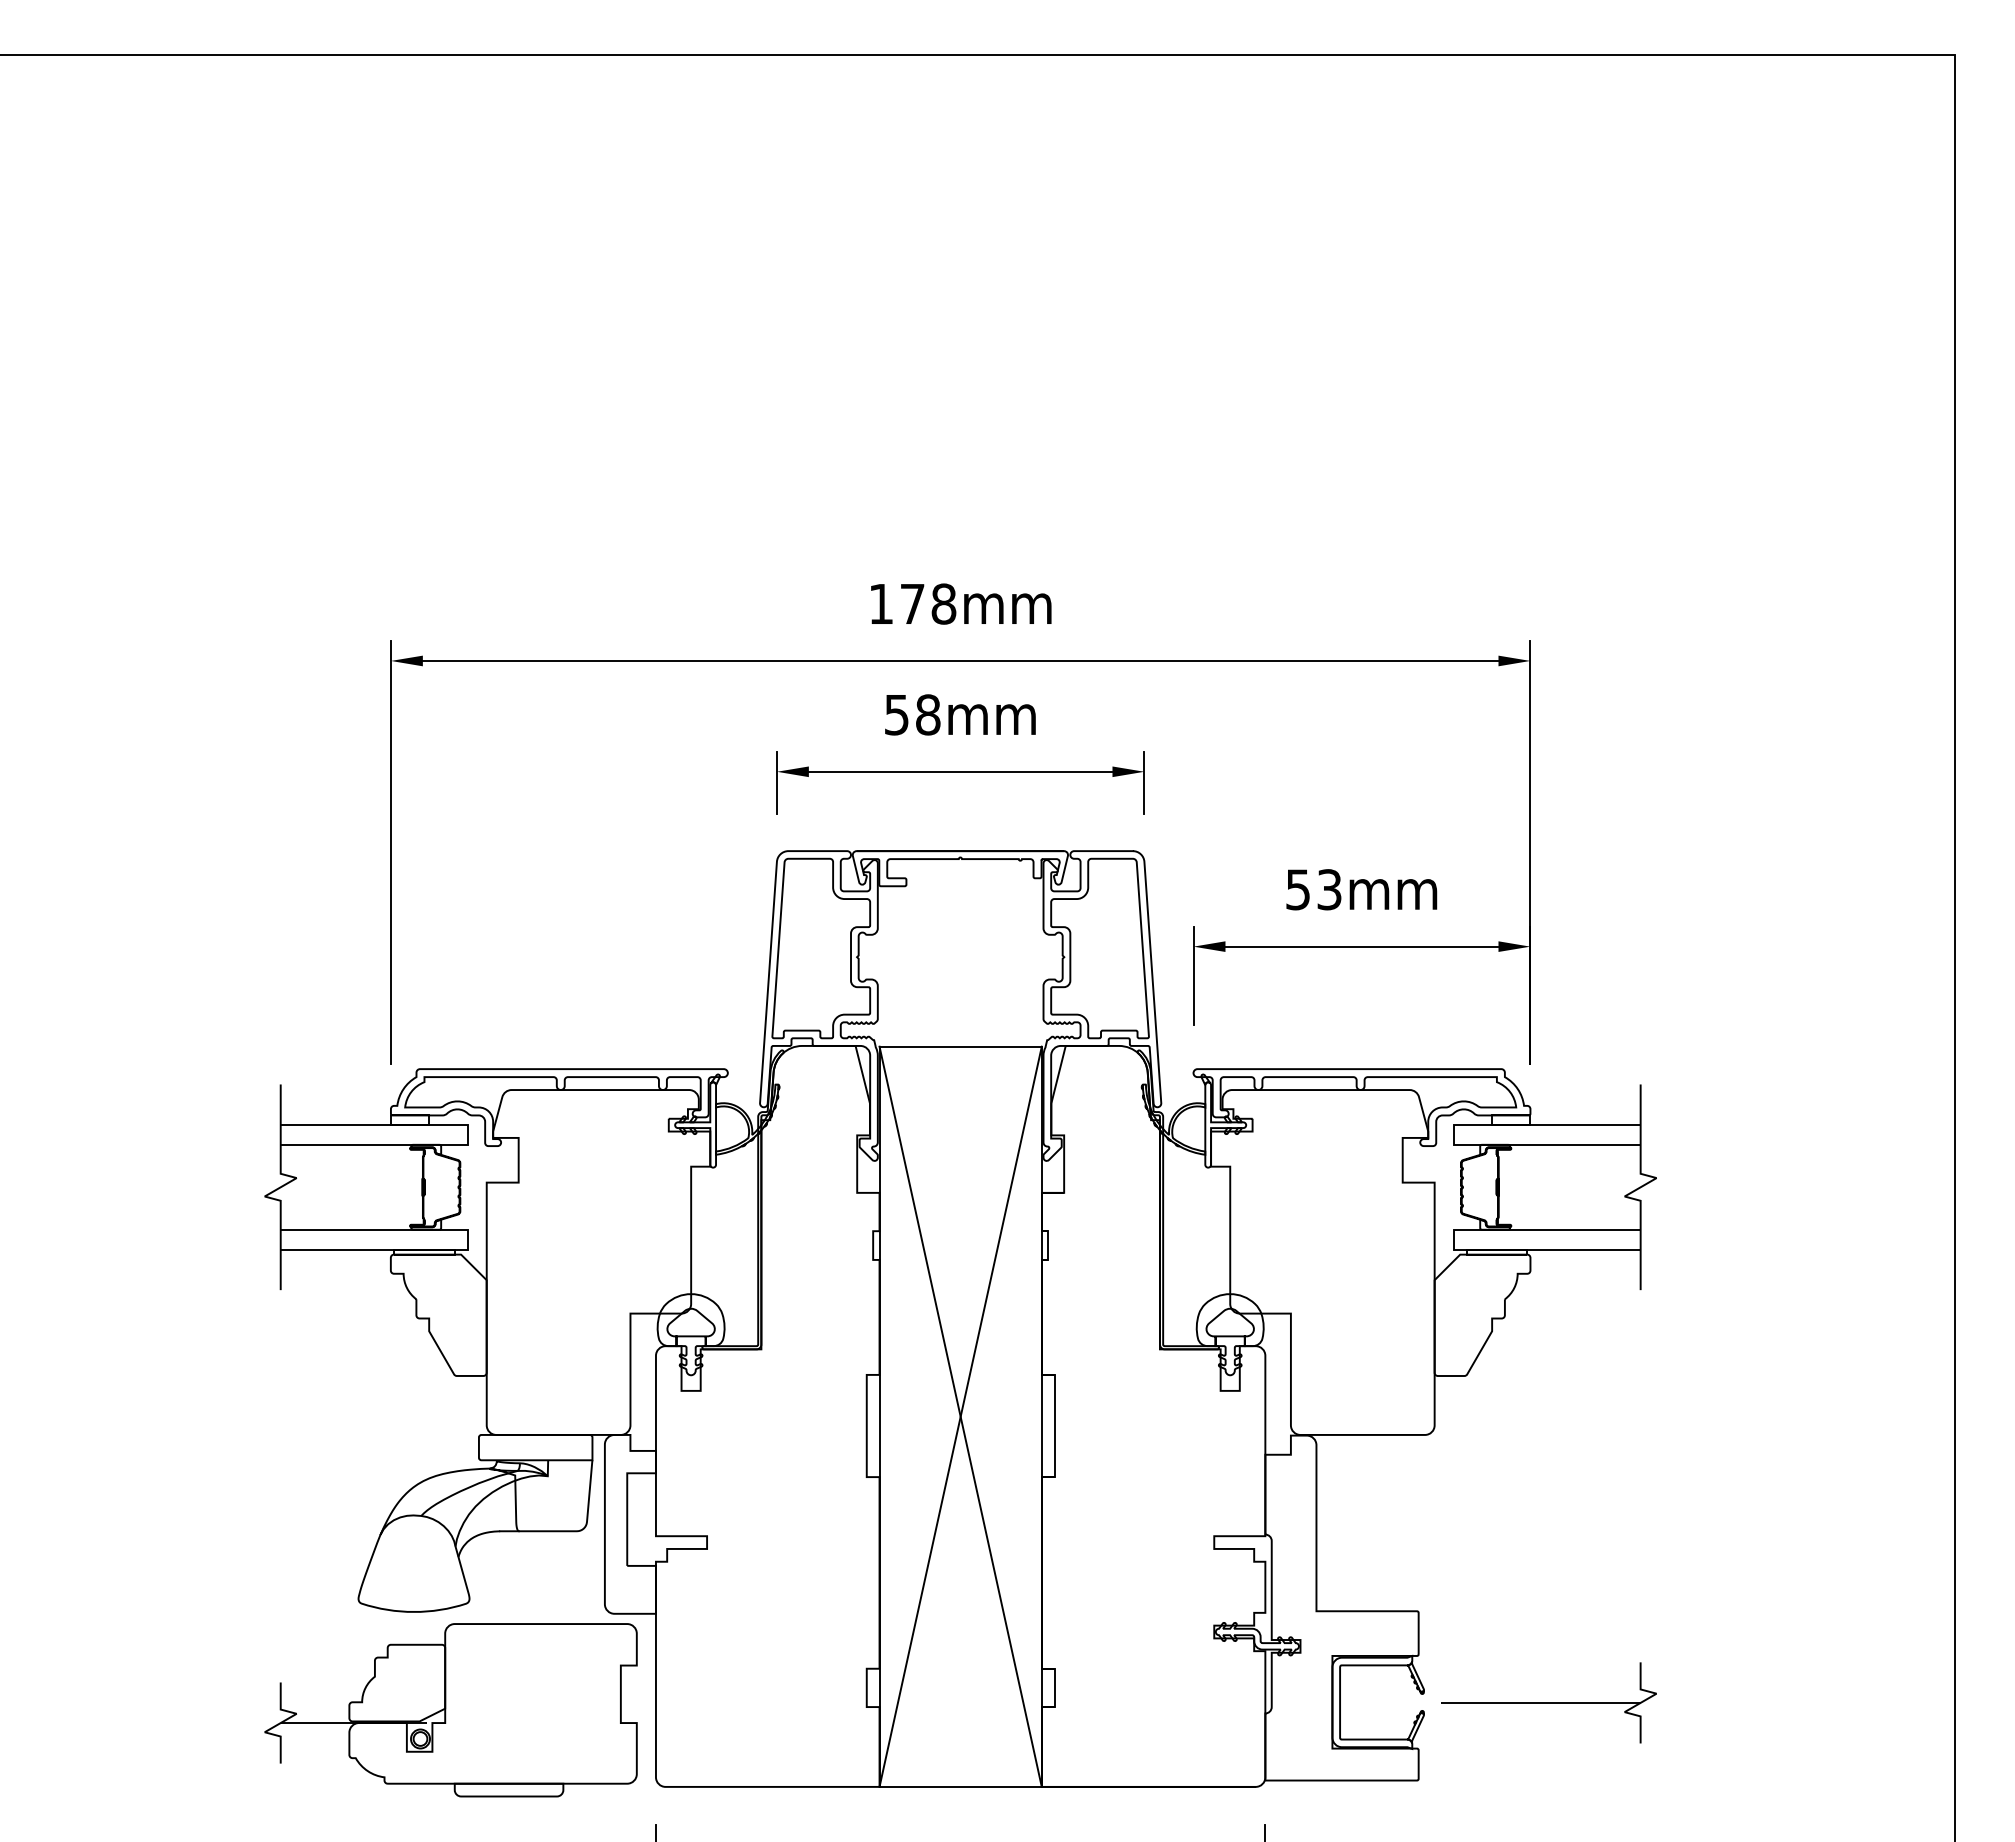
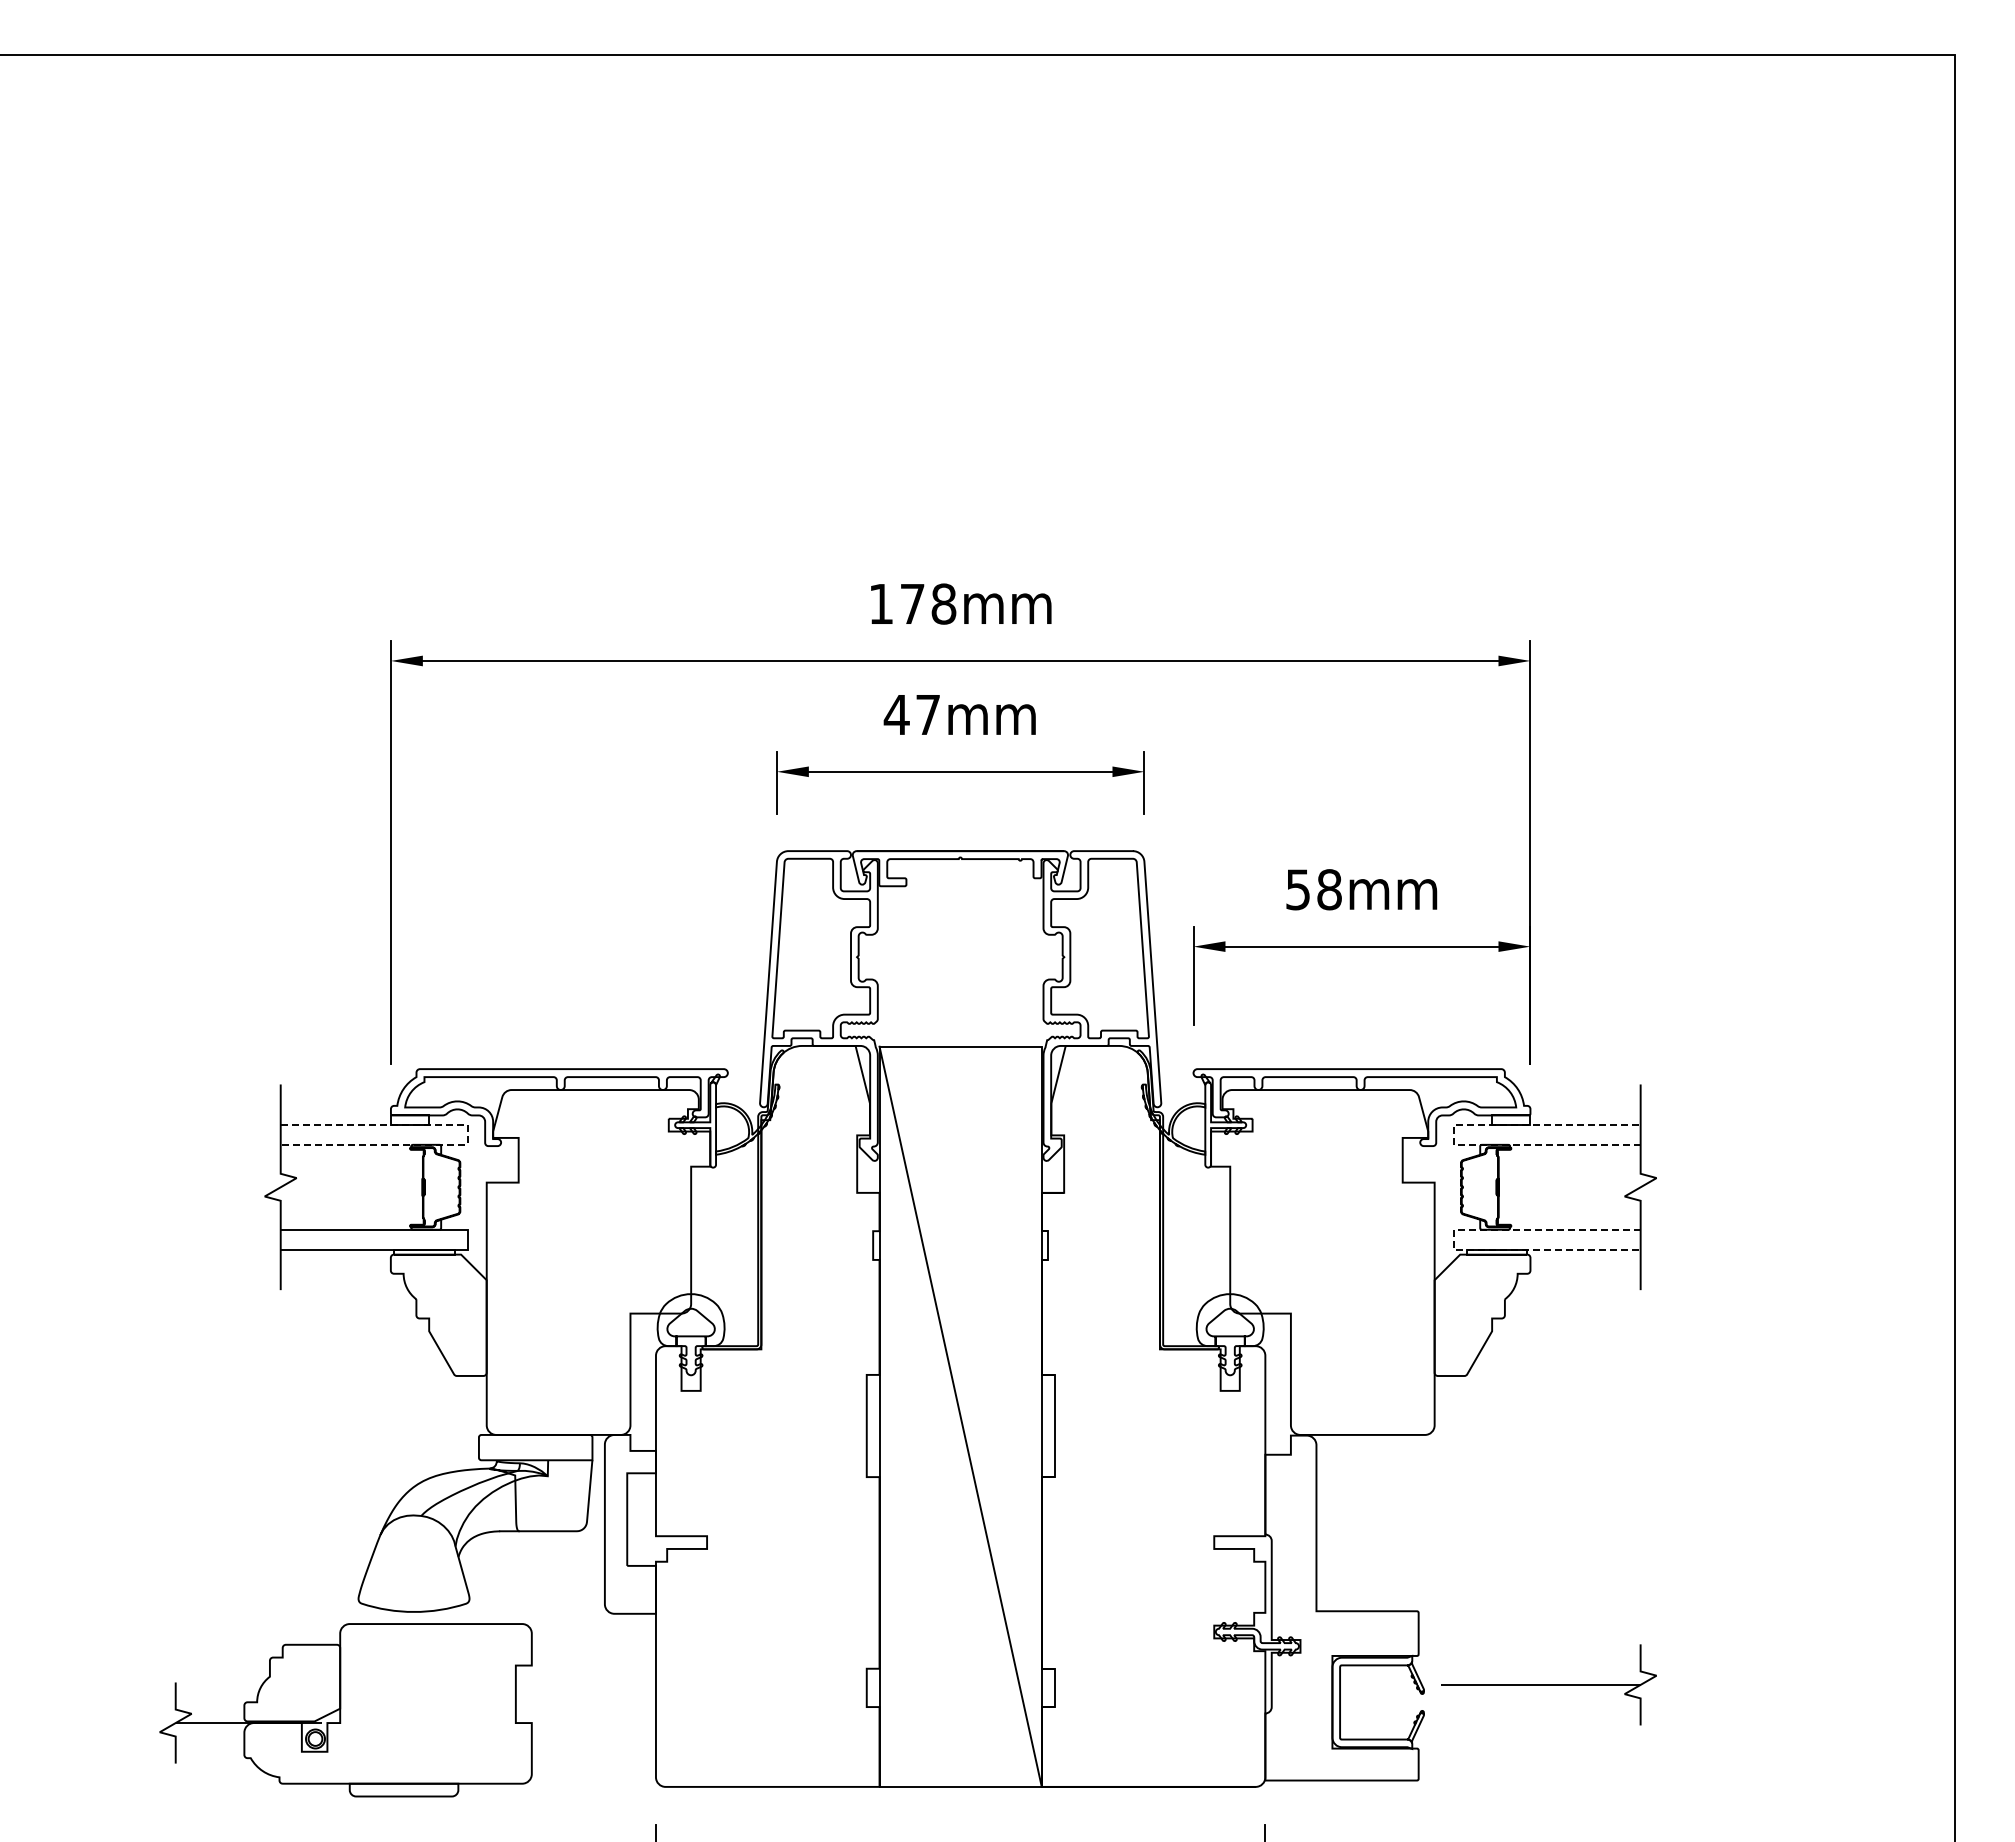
text: 58mm -> 47mm (911, 714)
text: 53mm -> 58mm (1329, 889)
line: solid -> dashed (467, 1134)
line: solid -> dashed (1453, 1134)
line: solid -> dashed (1453, 1239)
line: present -> none (960, 1416)
part position: (1548, 1702) -> (1548, 1684) (1548, 1684)
part position: (450, 1710) -> (345, 1710) (345, 1710)
